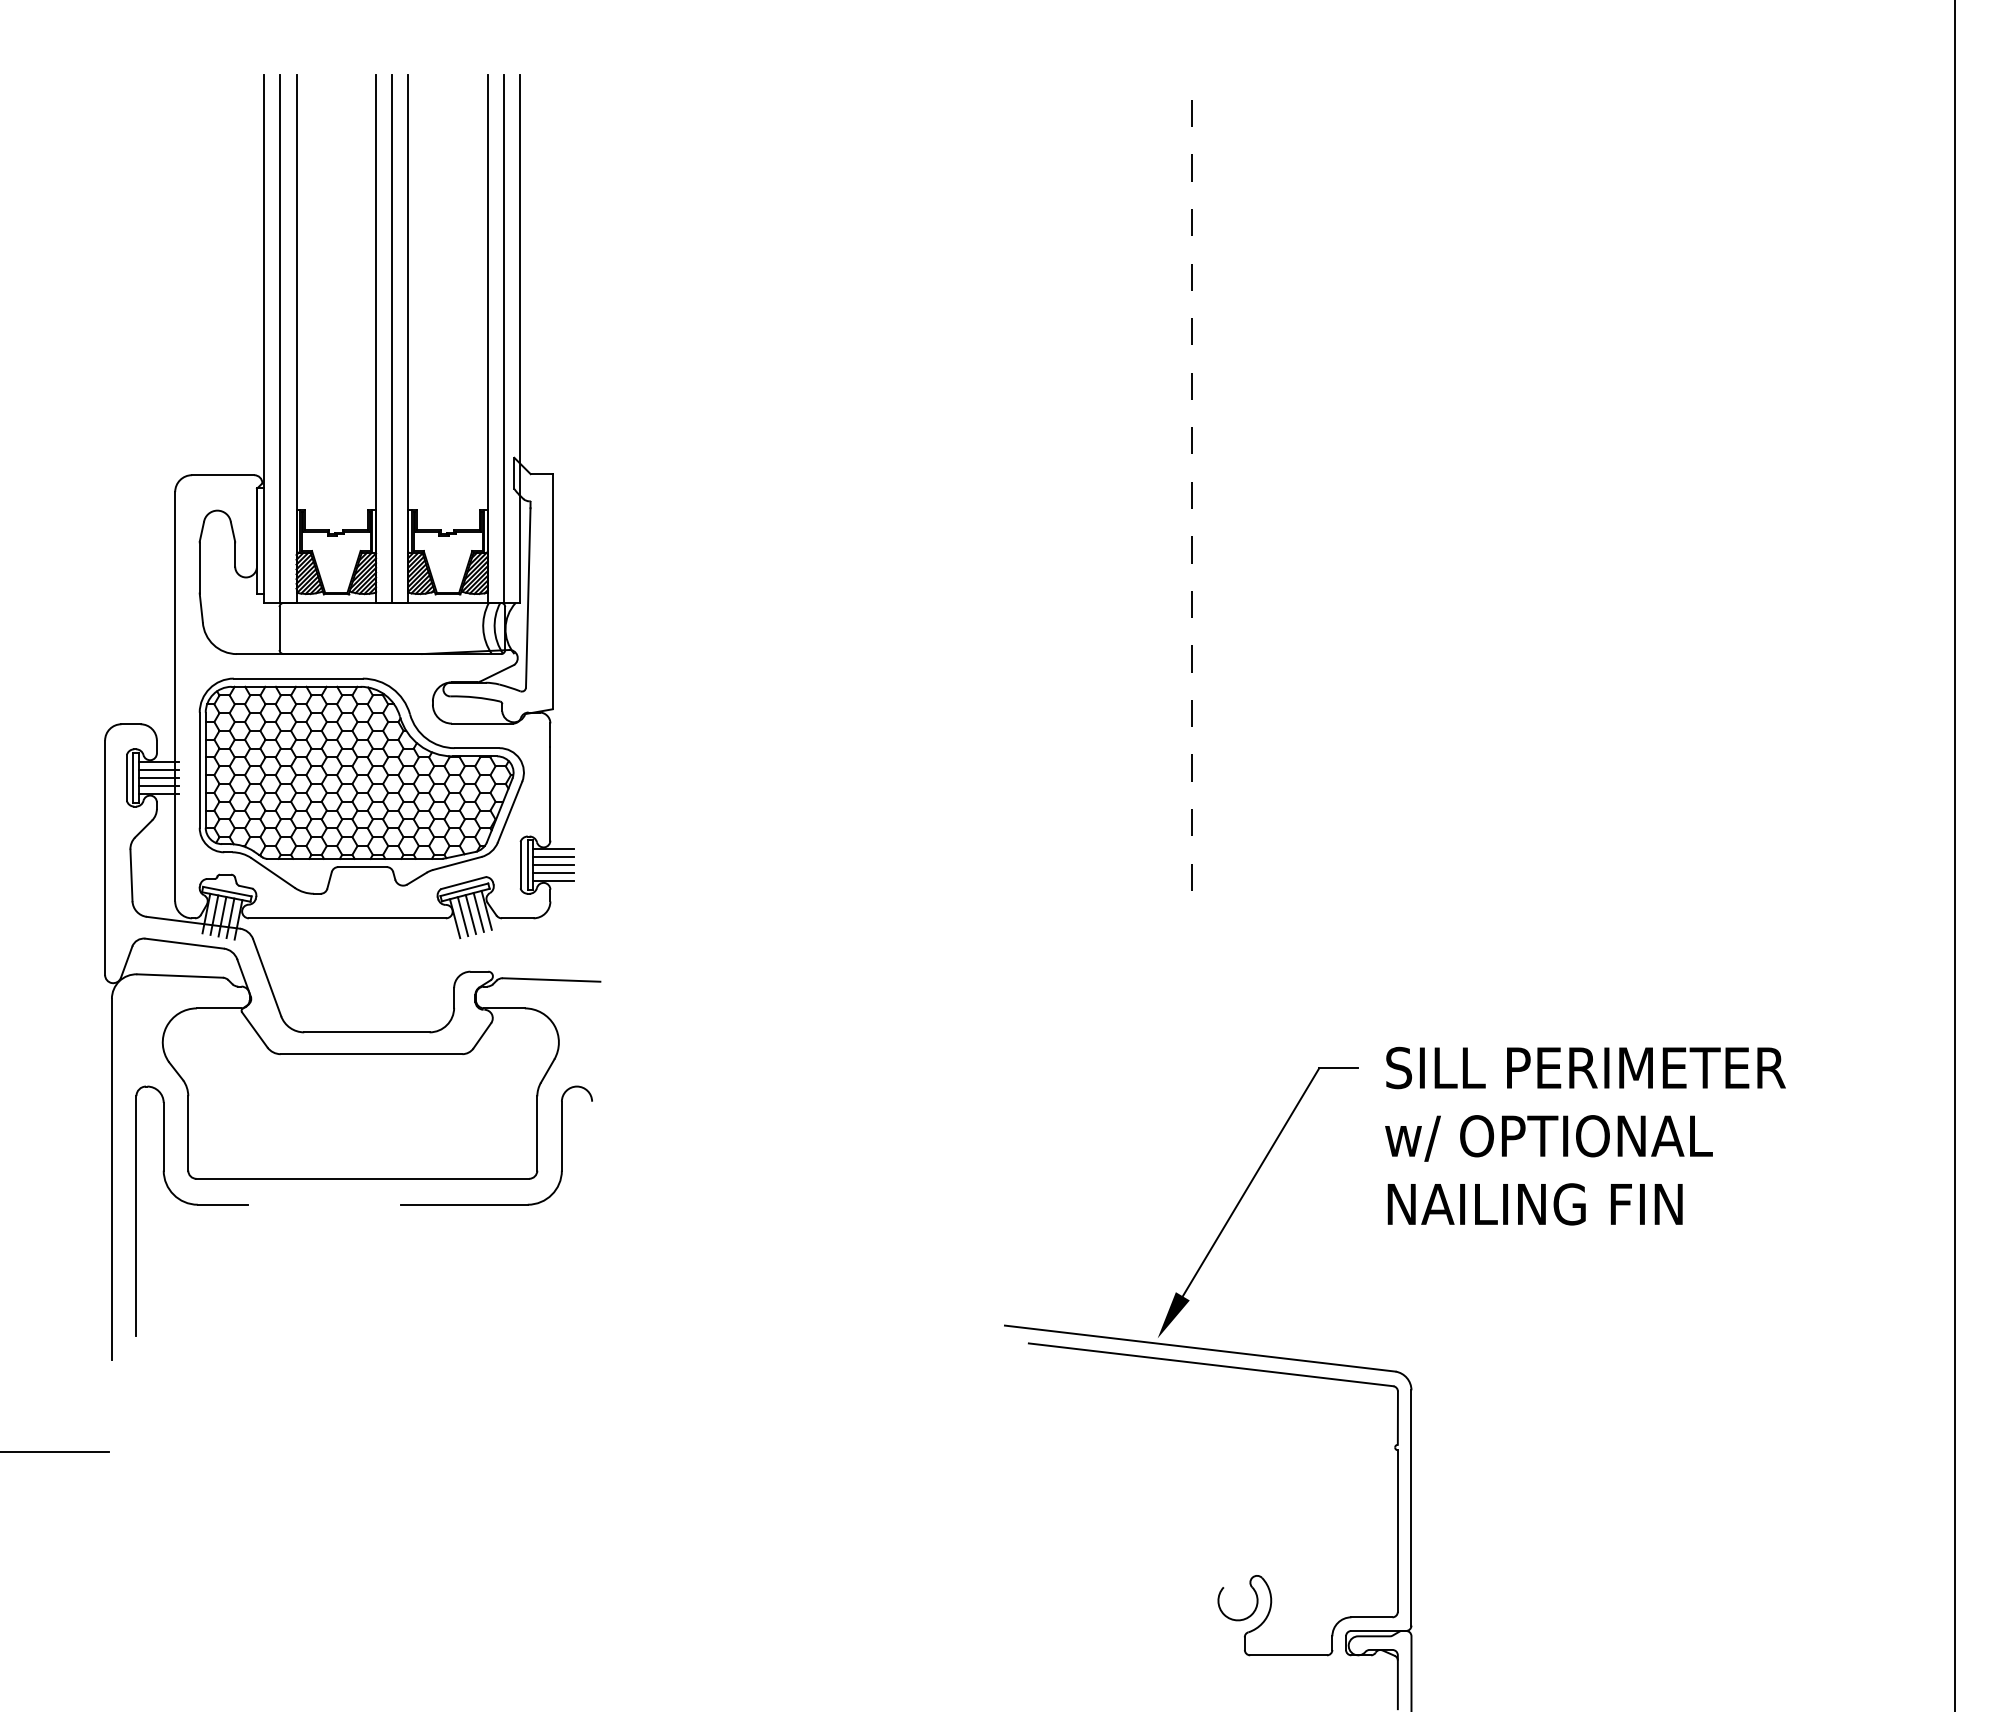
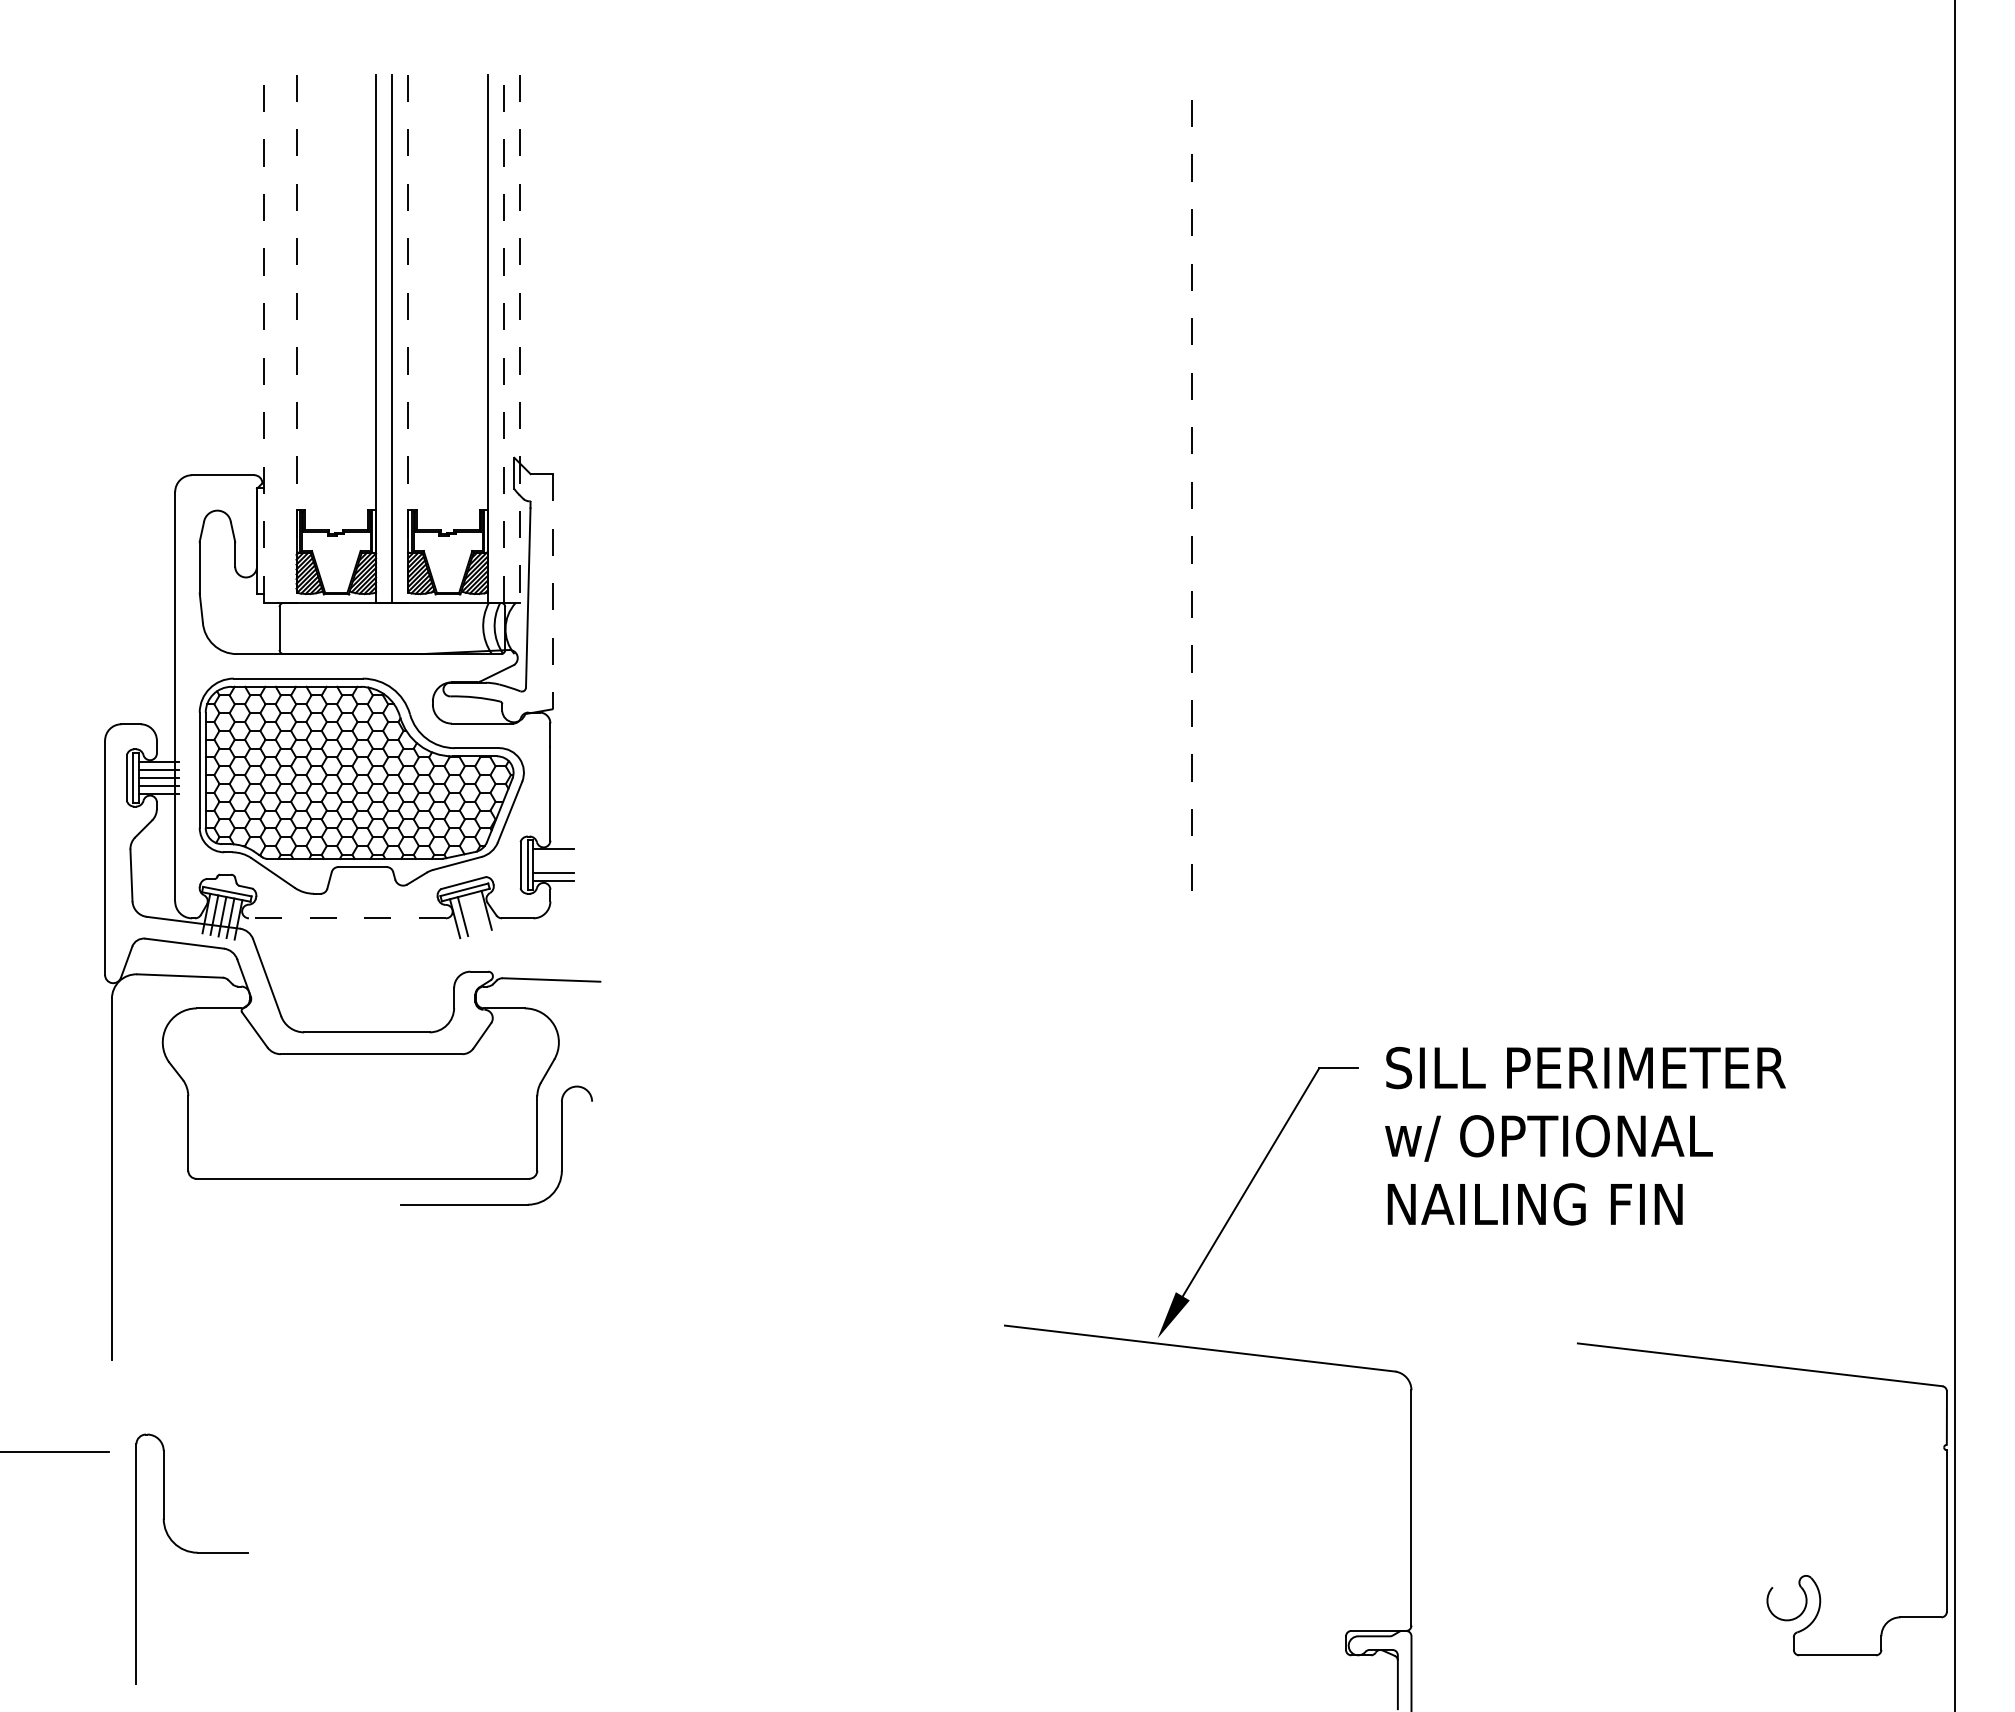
line: solid -> dashed (264, 338)
line: present -> none (280, 338)
line: solid -> dashed (503, 338)
line: solid -> dashed (296, 339)
line: solid -> dashed (408, 339)
line: solid -> dashed (520, 339)
line: solid -> dashed (552, 591)
line: present -> none (553, 856)
line: present -> none (553, 864)
line: present -> none (478, 912)
line: present -> none (470, 914)
line: solid -> dashed (346, 918)
part position: (191, 1210) -> (191, 1558) (191, 1558)
part position: (1253, 1575) -> (1802, 1575) (1802, 1575)
